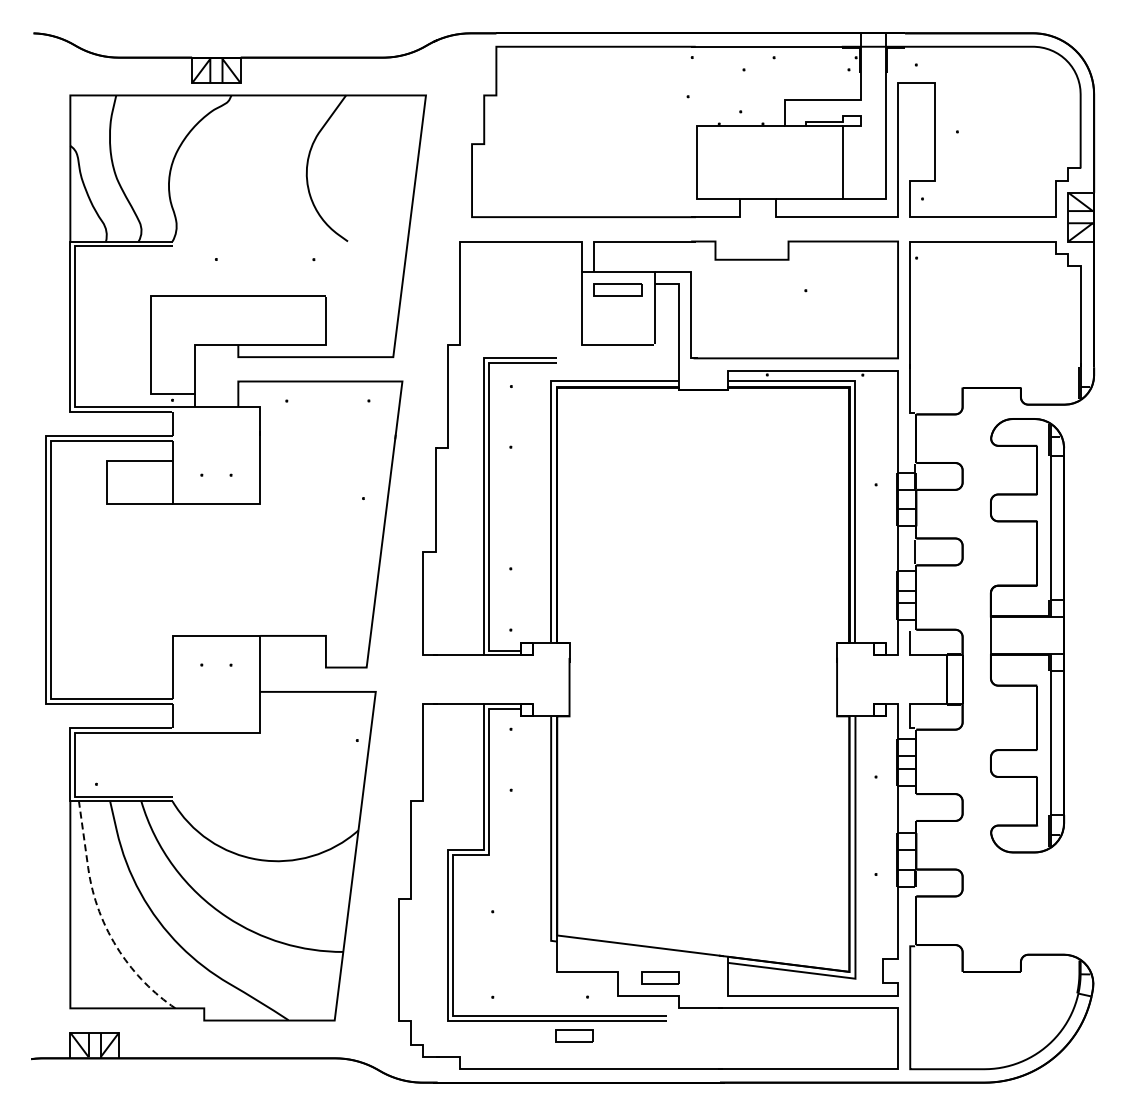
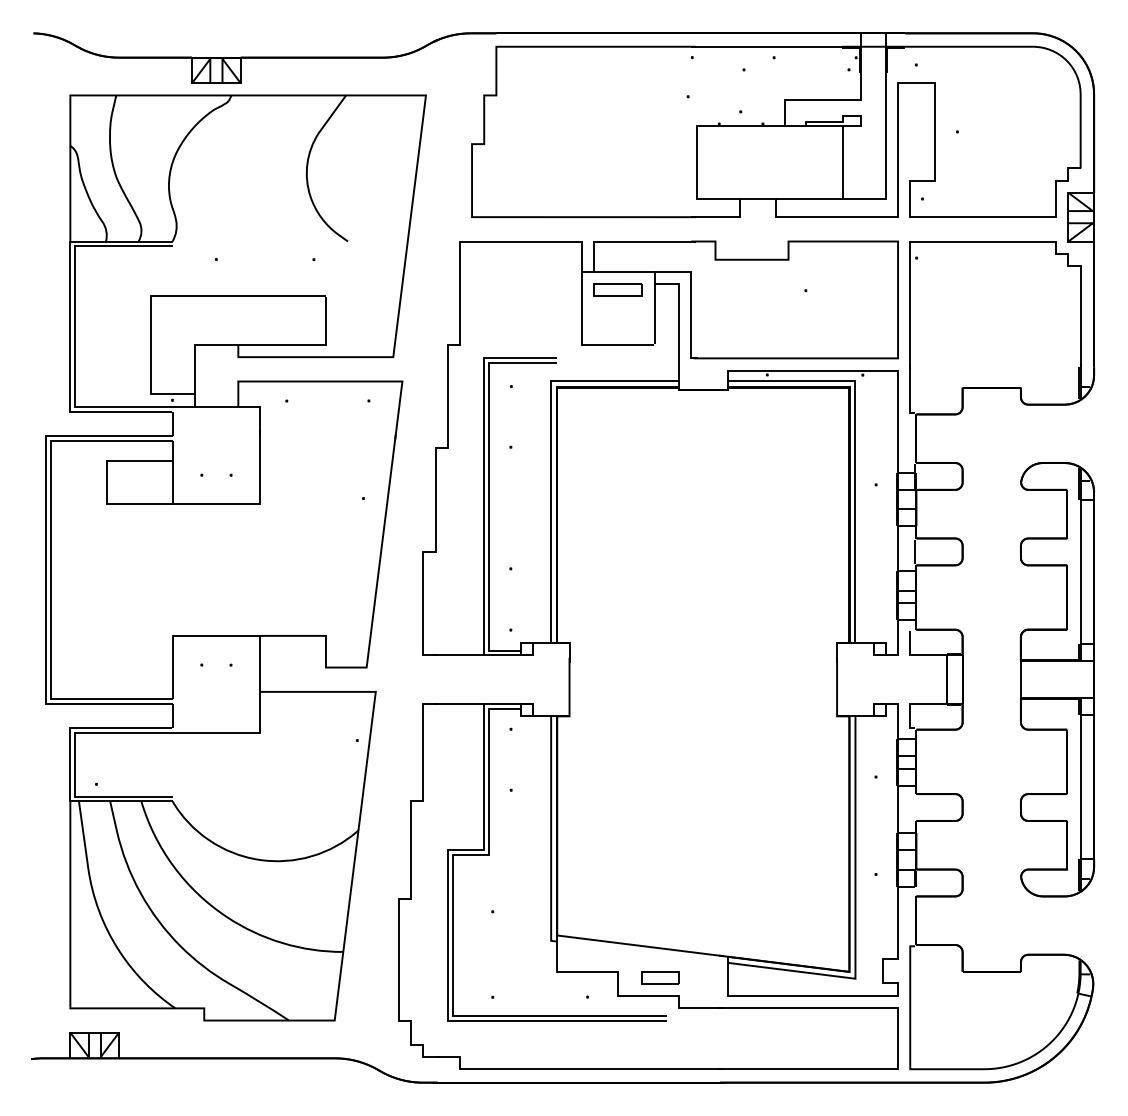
part position: (1027, 635) -> (1057, 679) (1057, 679)
line: dashed -> solid (102, 919)
curve: present -> none (574, 1030)
